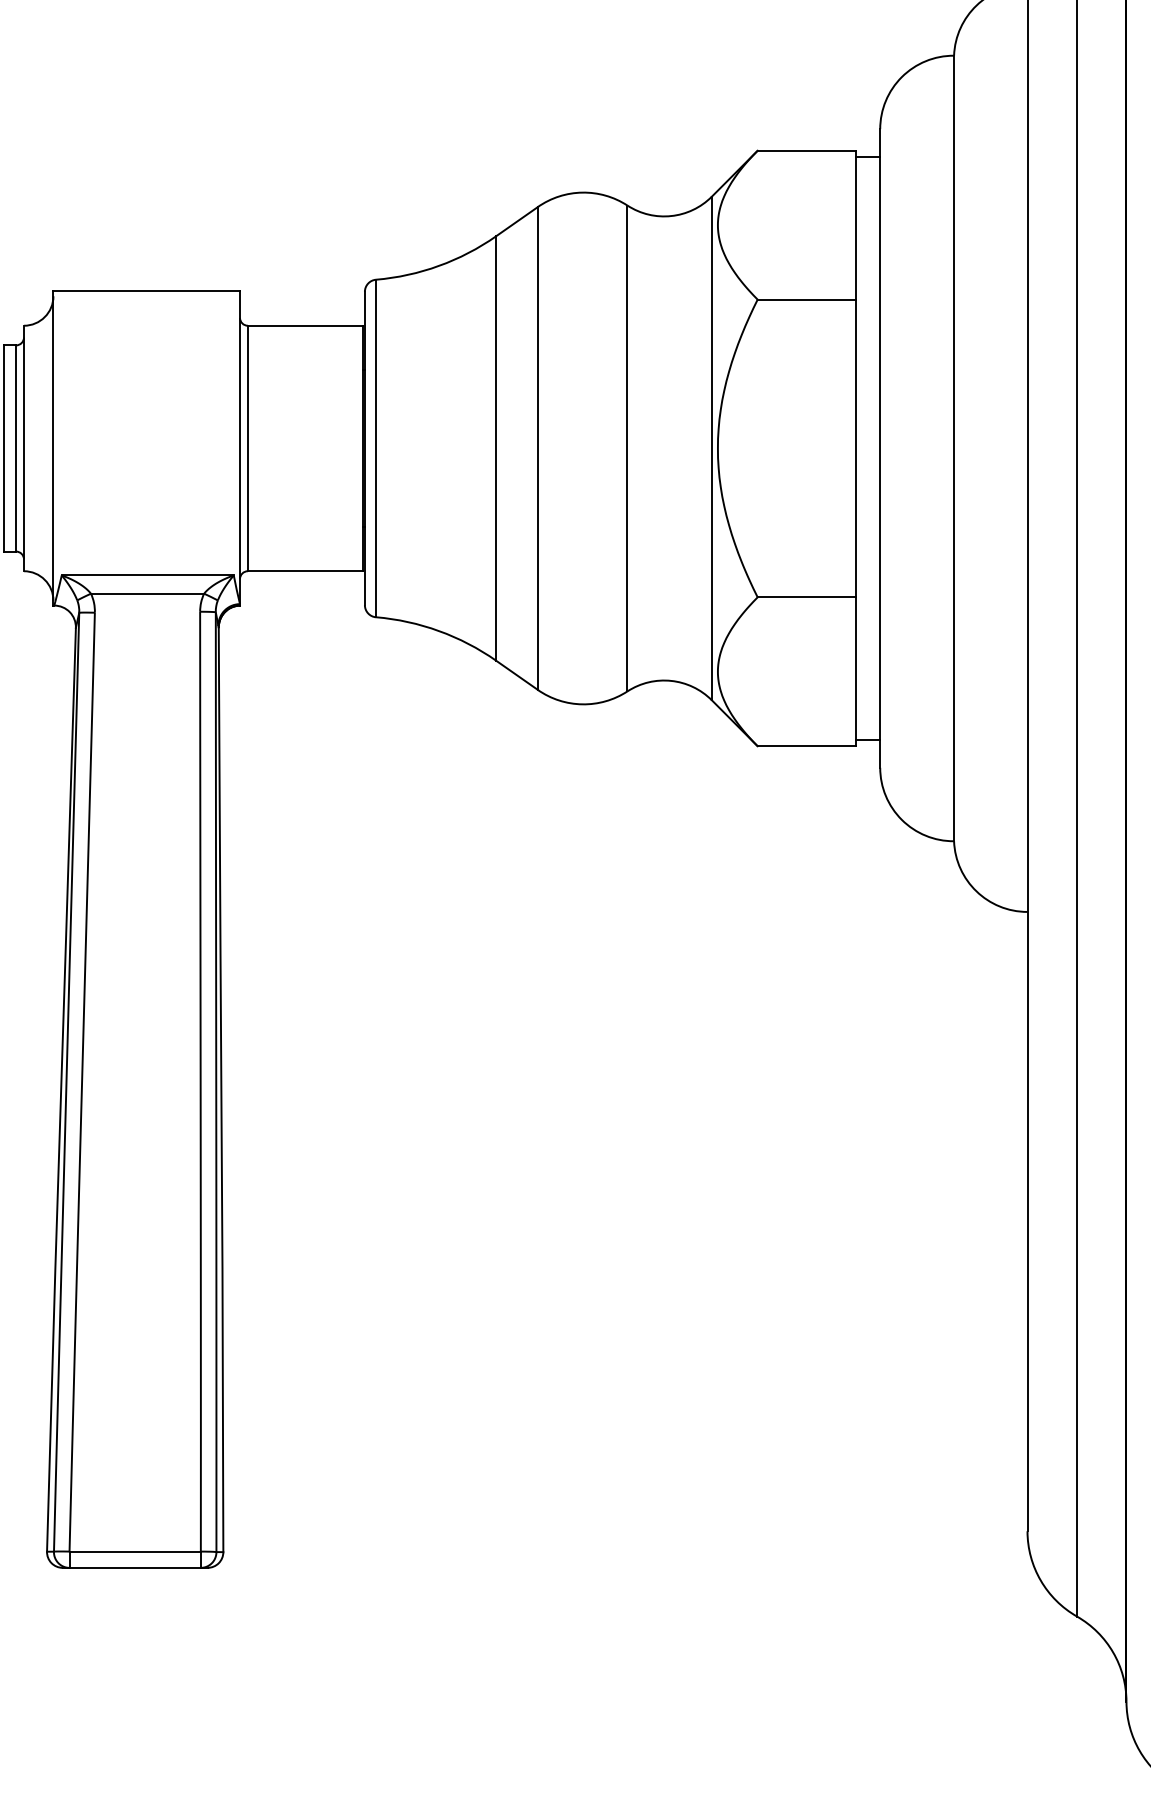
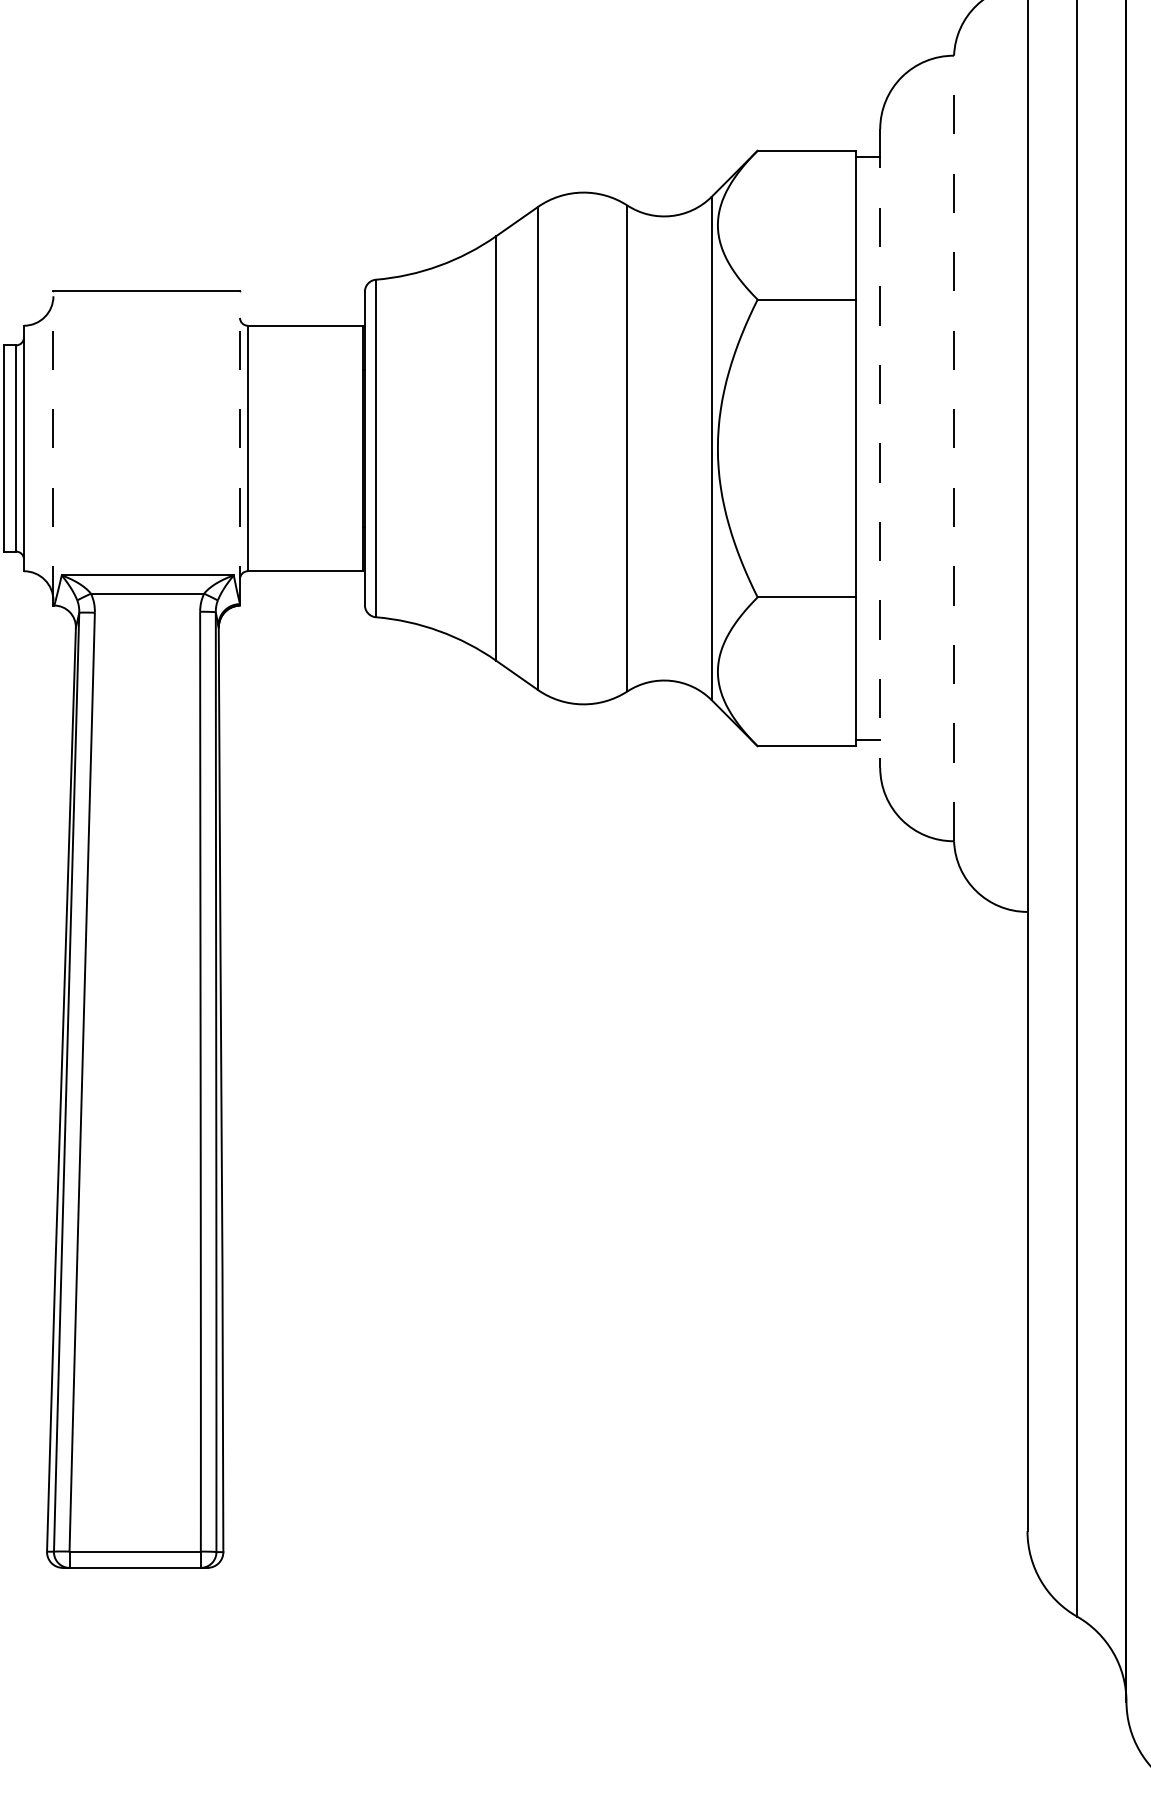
line: solid -> dashed (53, 447)
line: solid -> dashed (240, 447)
line: solid -> dashed (880, 448)
line: solid -> dashed (954, 448)
